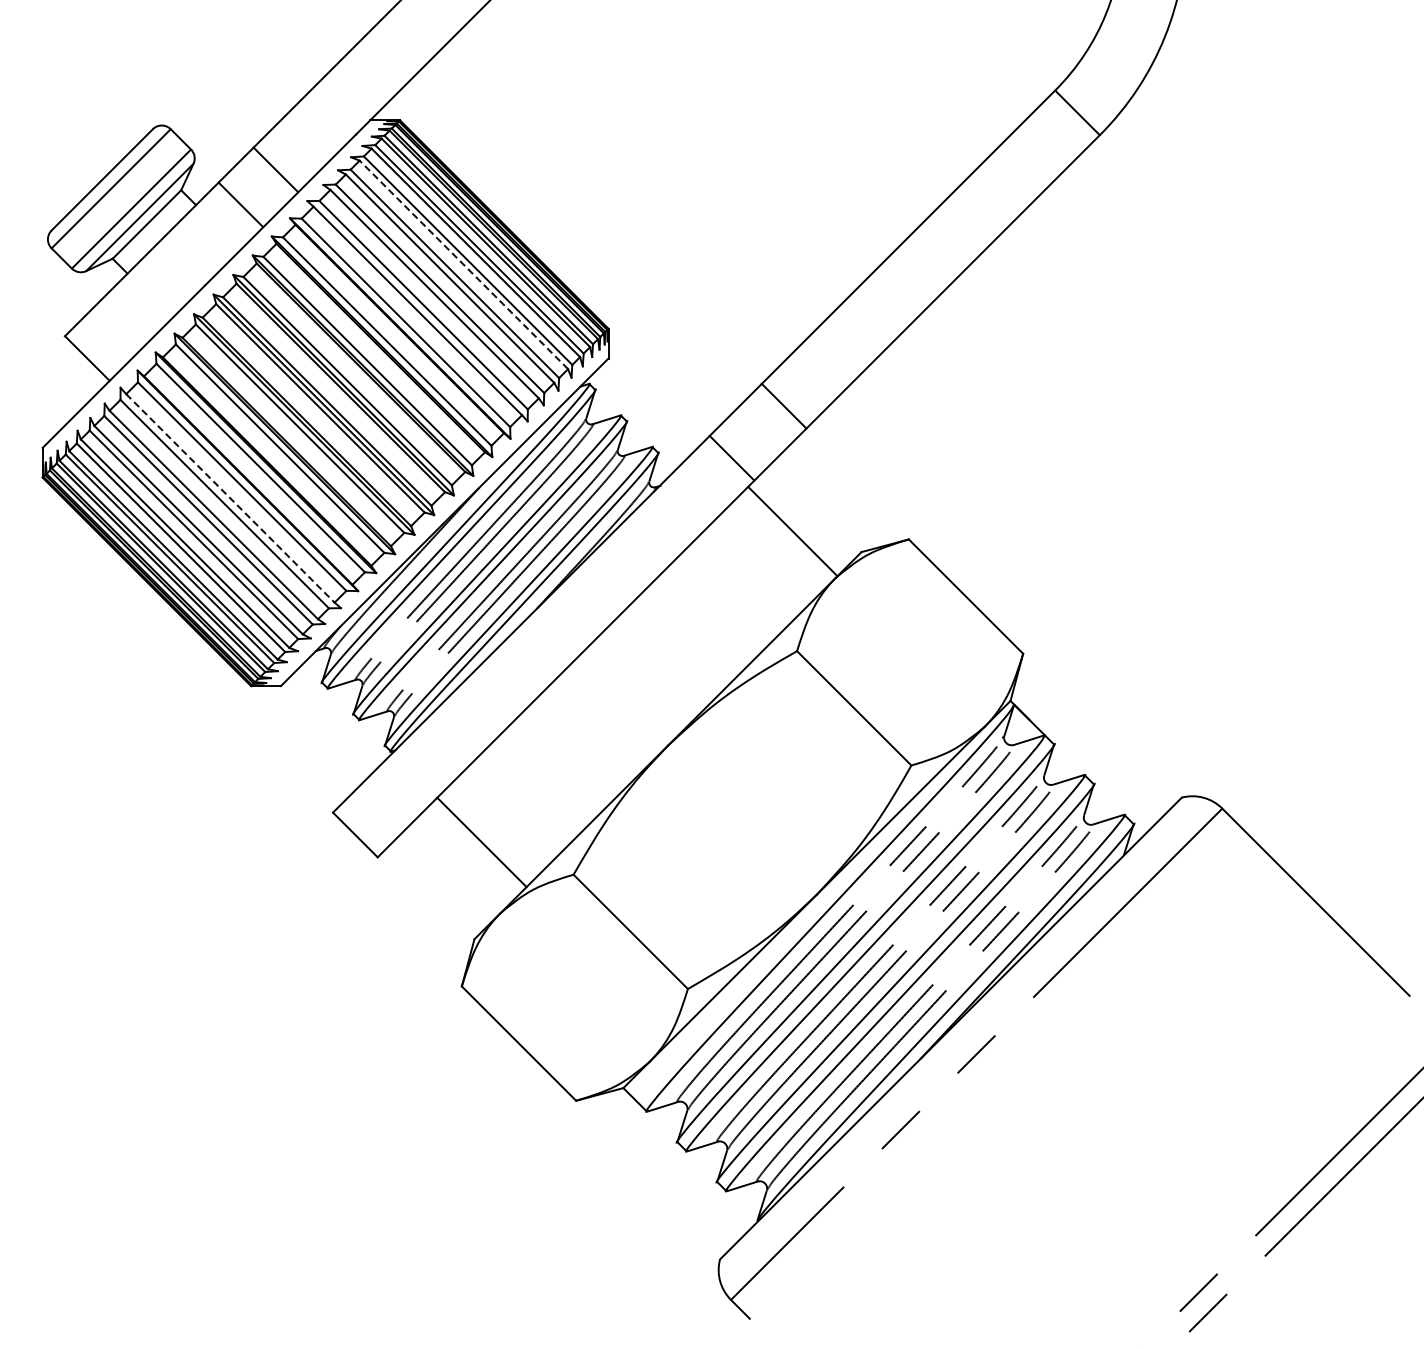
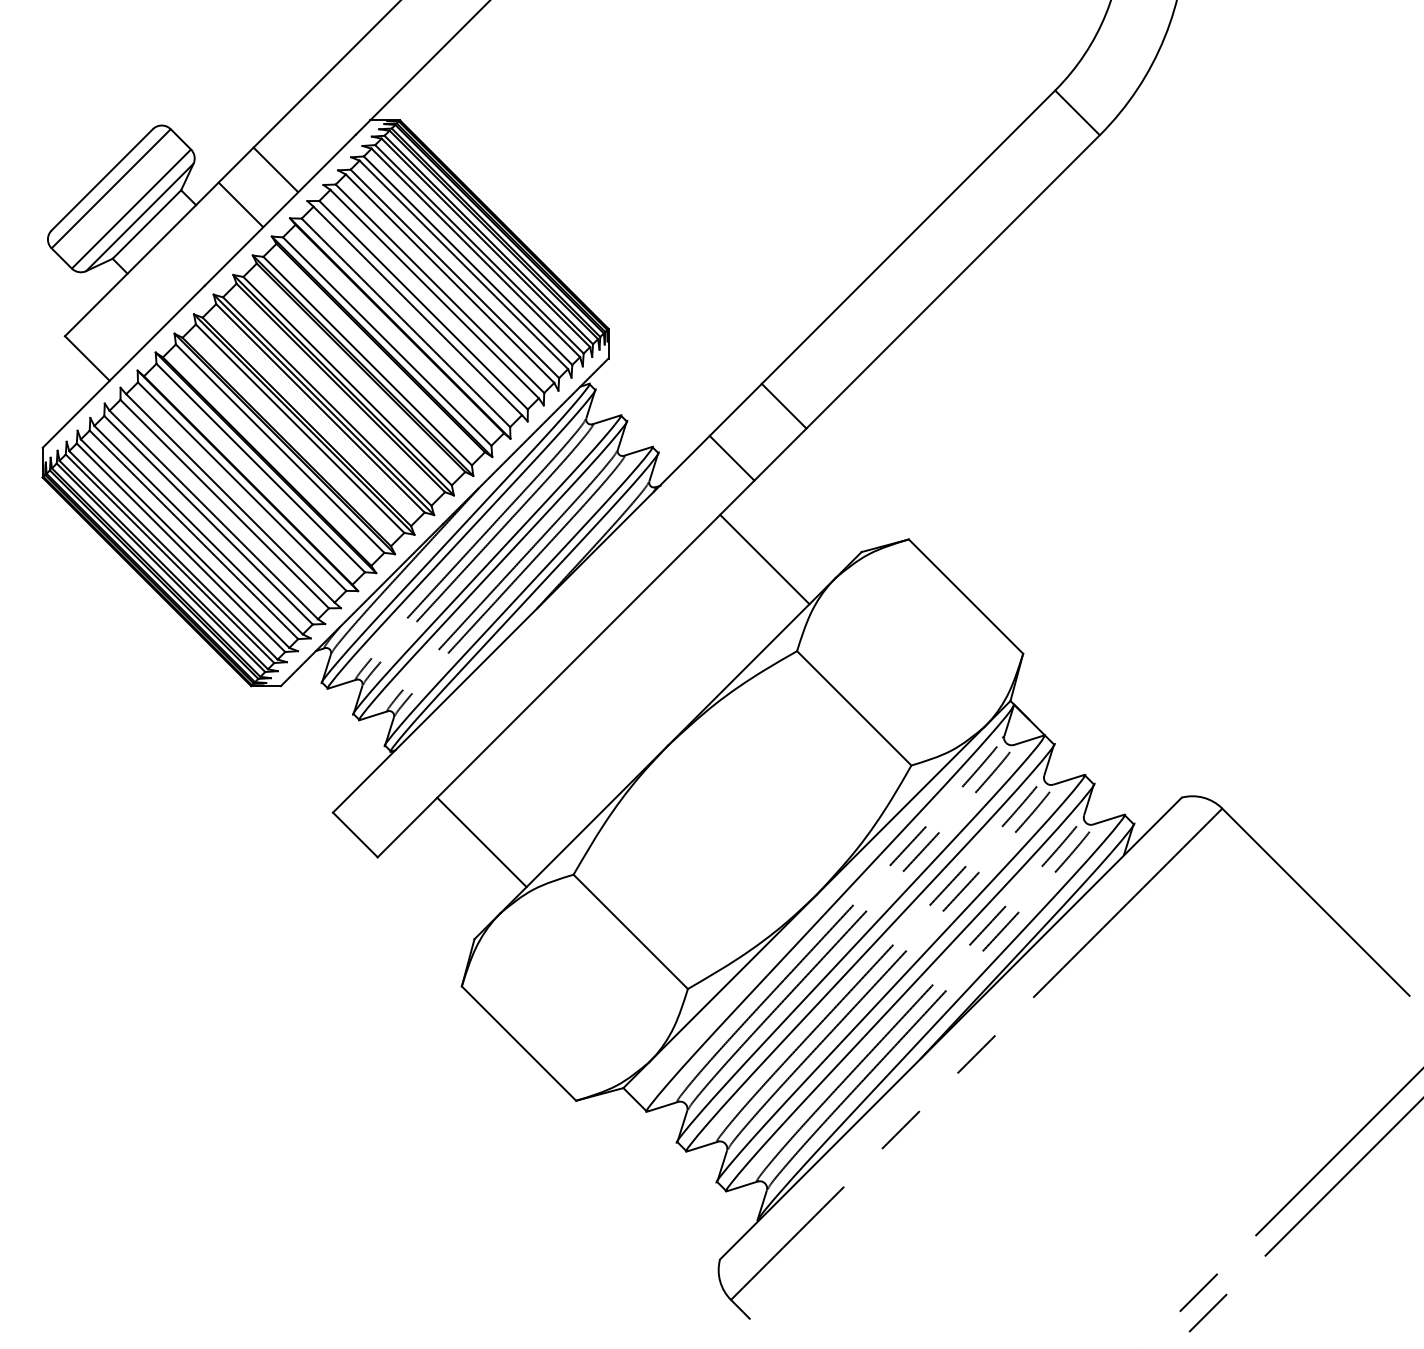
line: dashed -> solid (463, 264)
line: dashed -> solid (230, 498)
line position: (792, 531) -> (764, 559) (764, 559)
